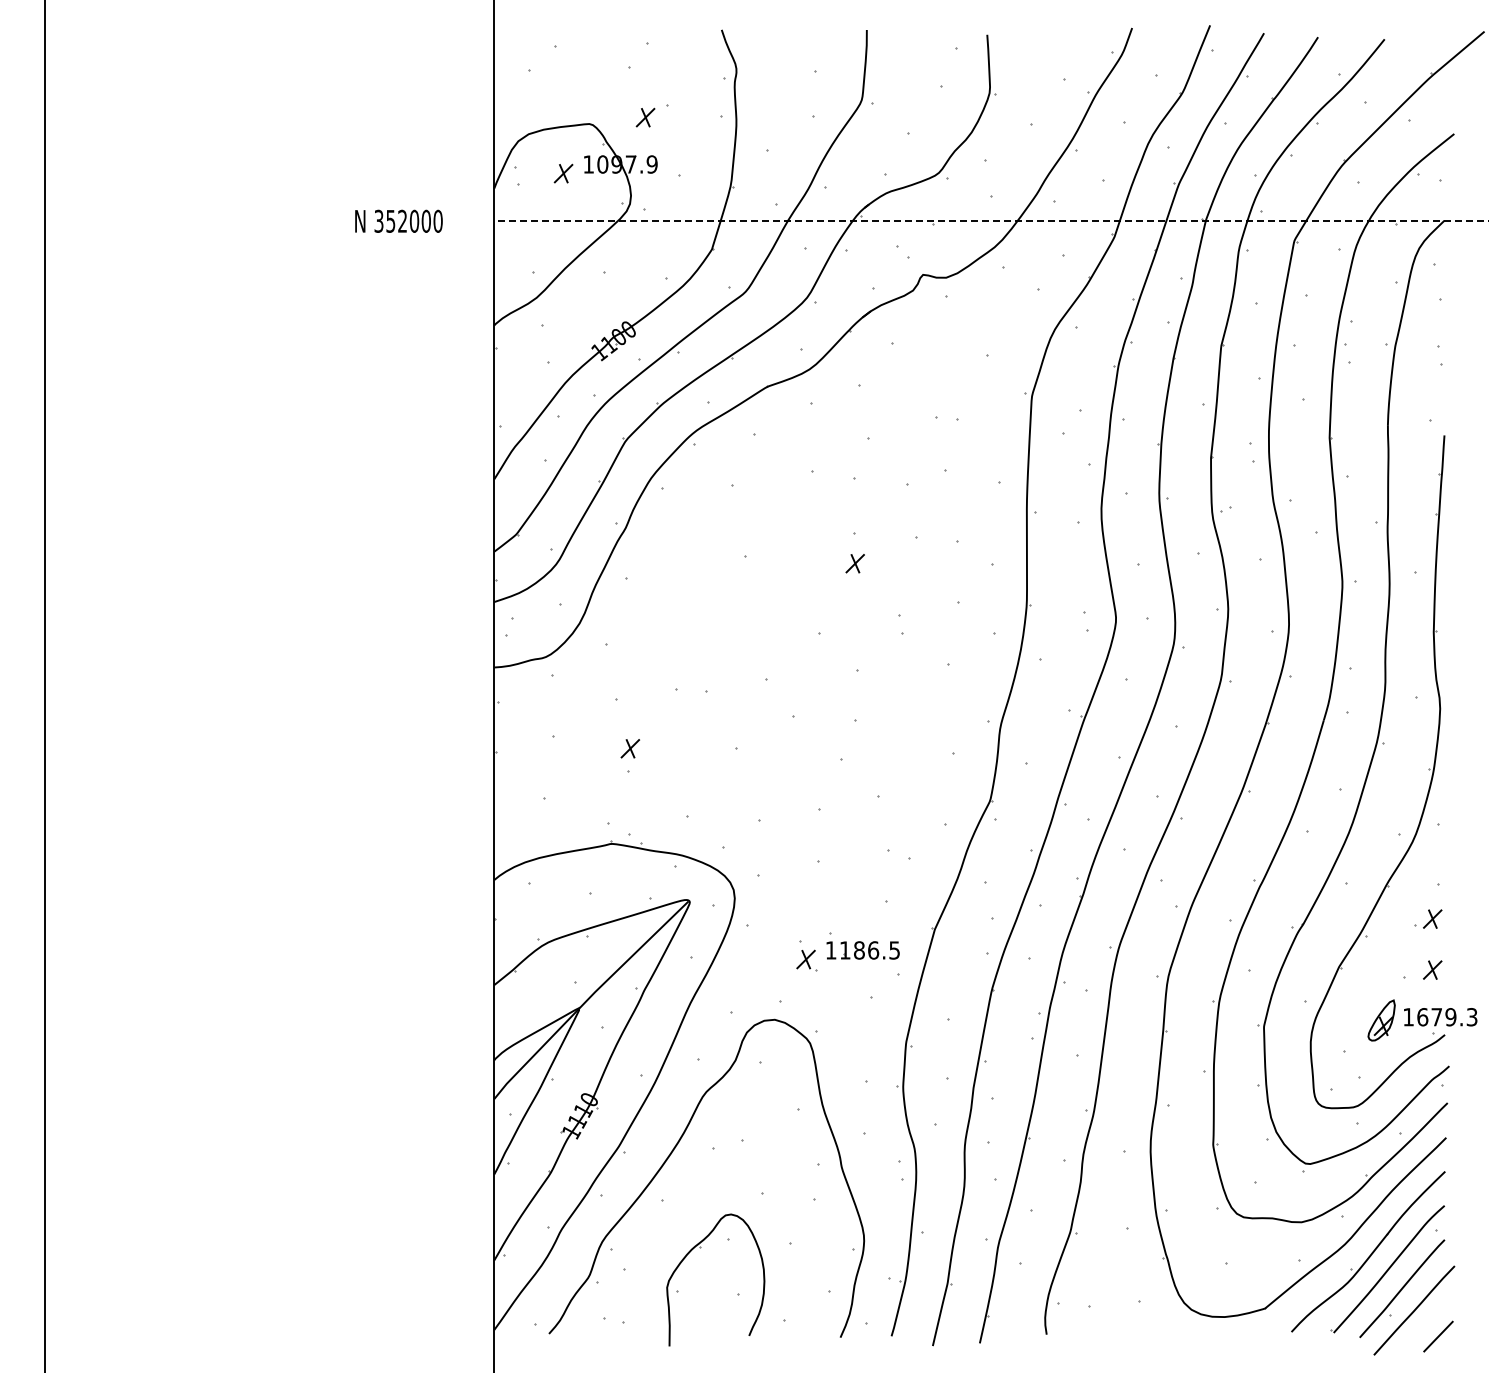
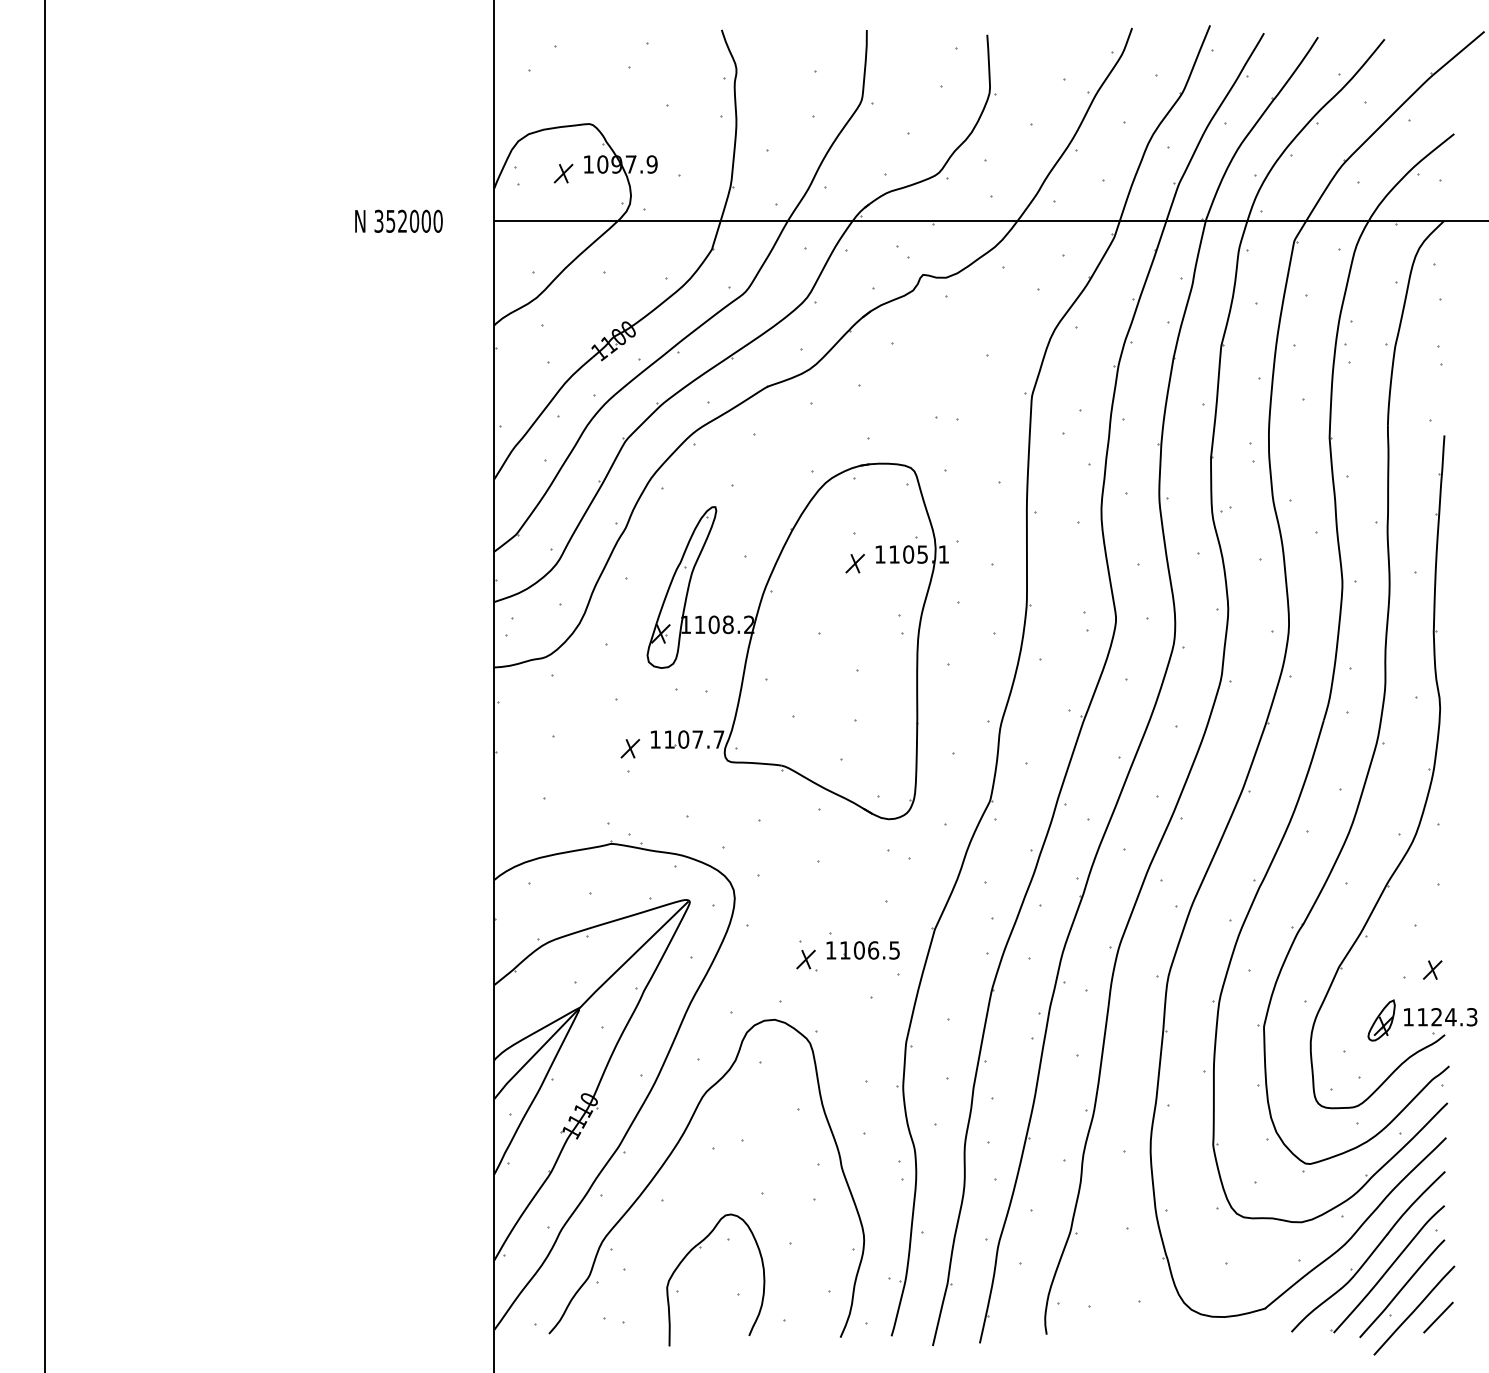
part: present -> none (645, 117)
line: dashed -> solid (991, 221)
part: none -> present (797, 641)
part: present -> none (1432, 918)
text: 1186.5 -> 1106.5 (858, 950)
text: 1679.3 -> 1124.3 (1436, 1017)
line position: (1438, 1336) -> (1438, 1317) (1438, 1317)
